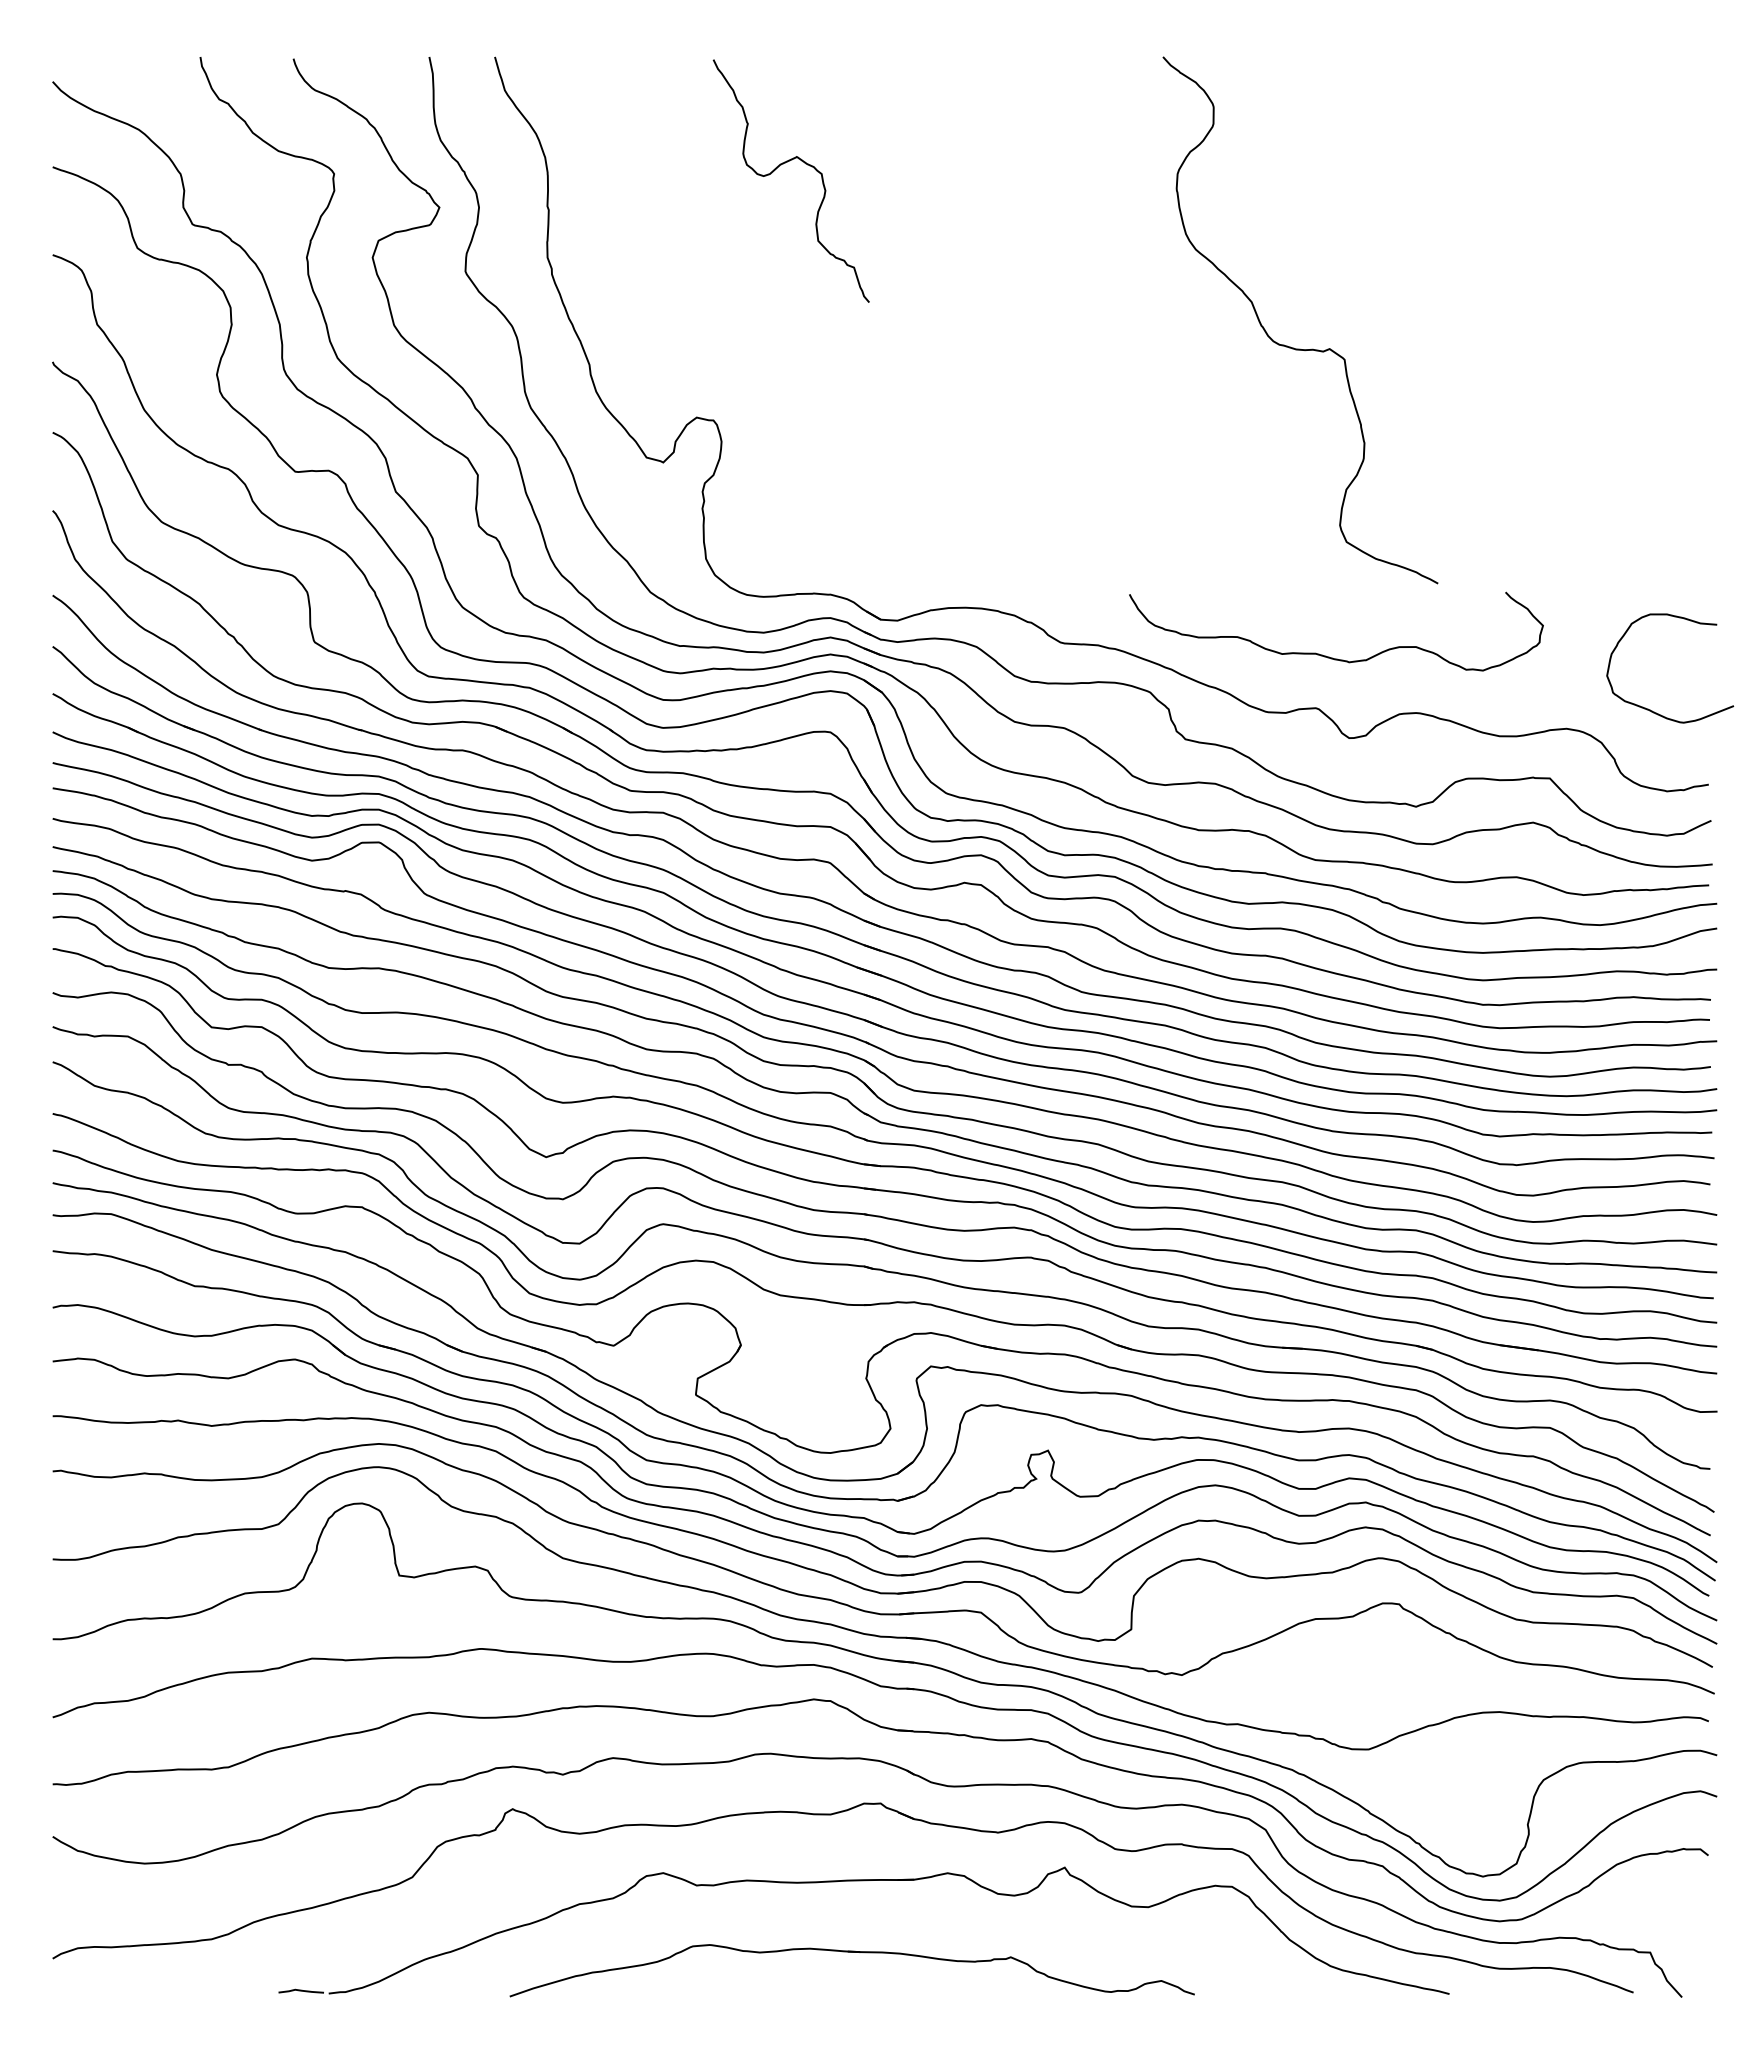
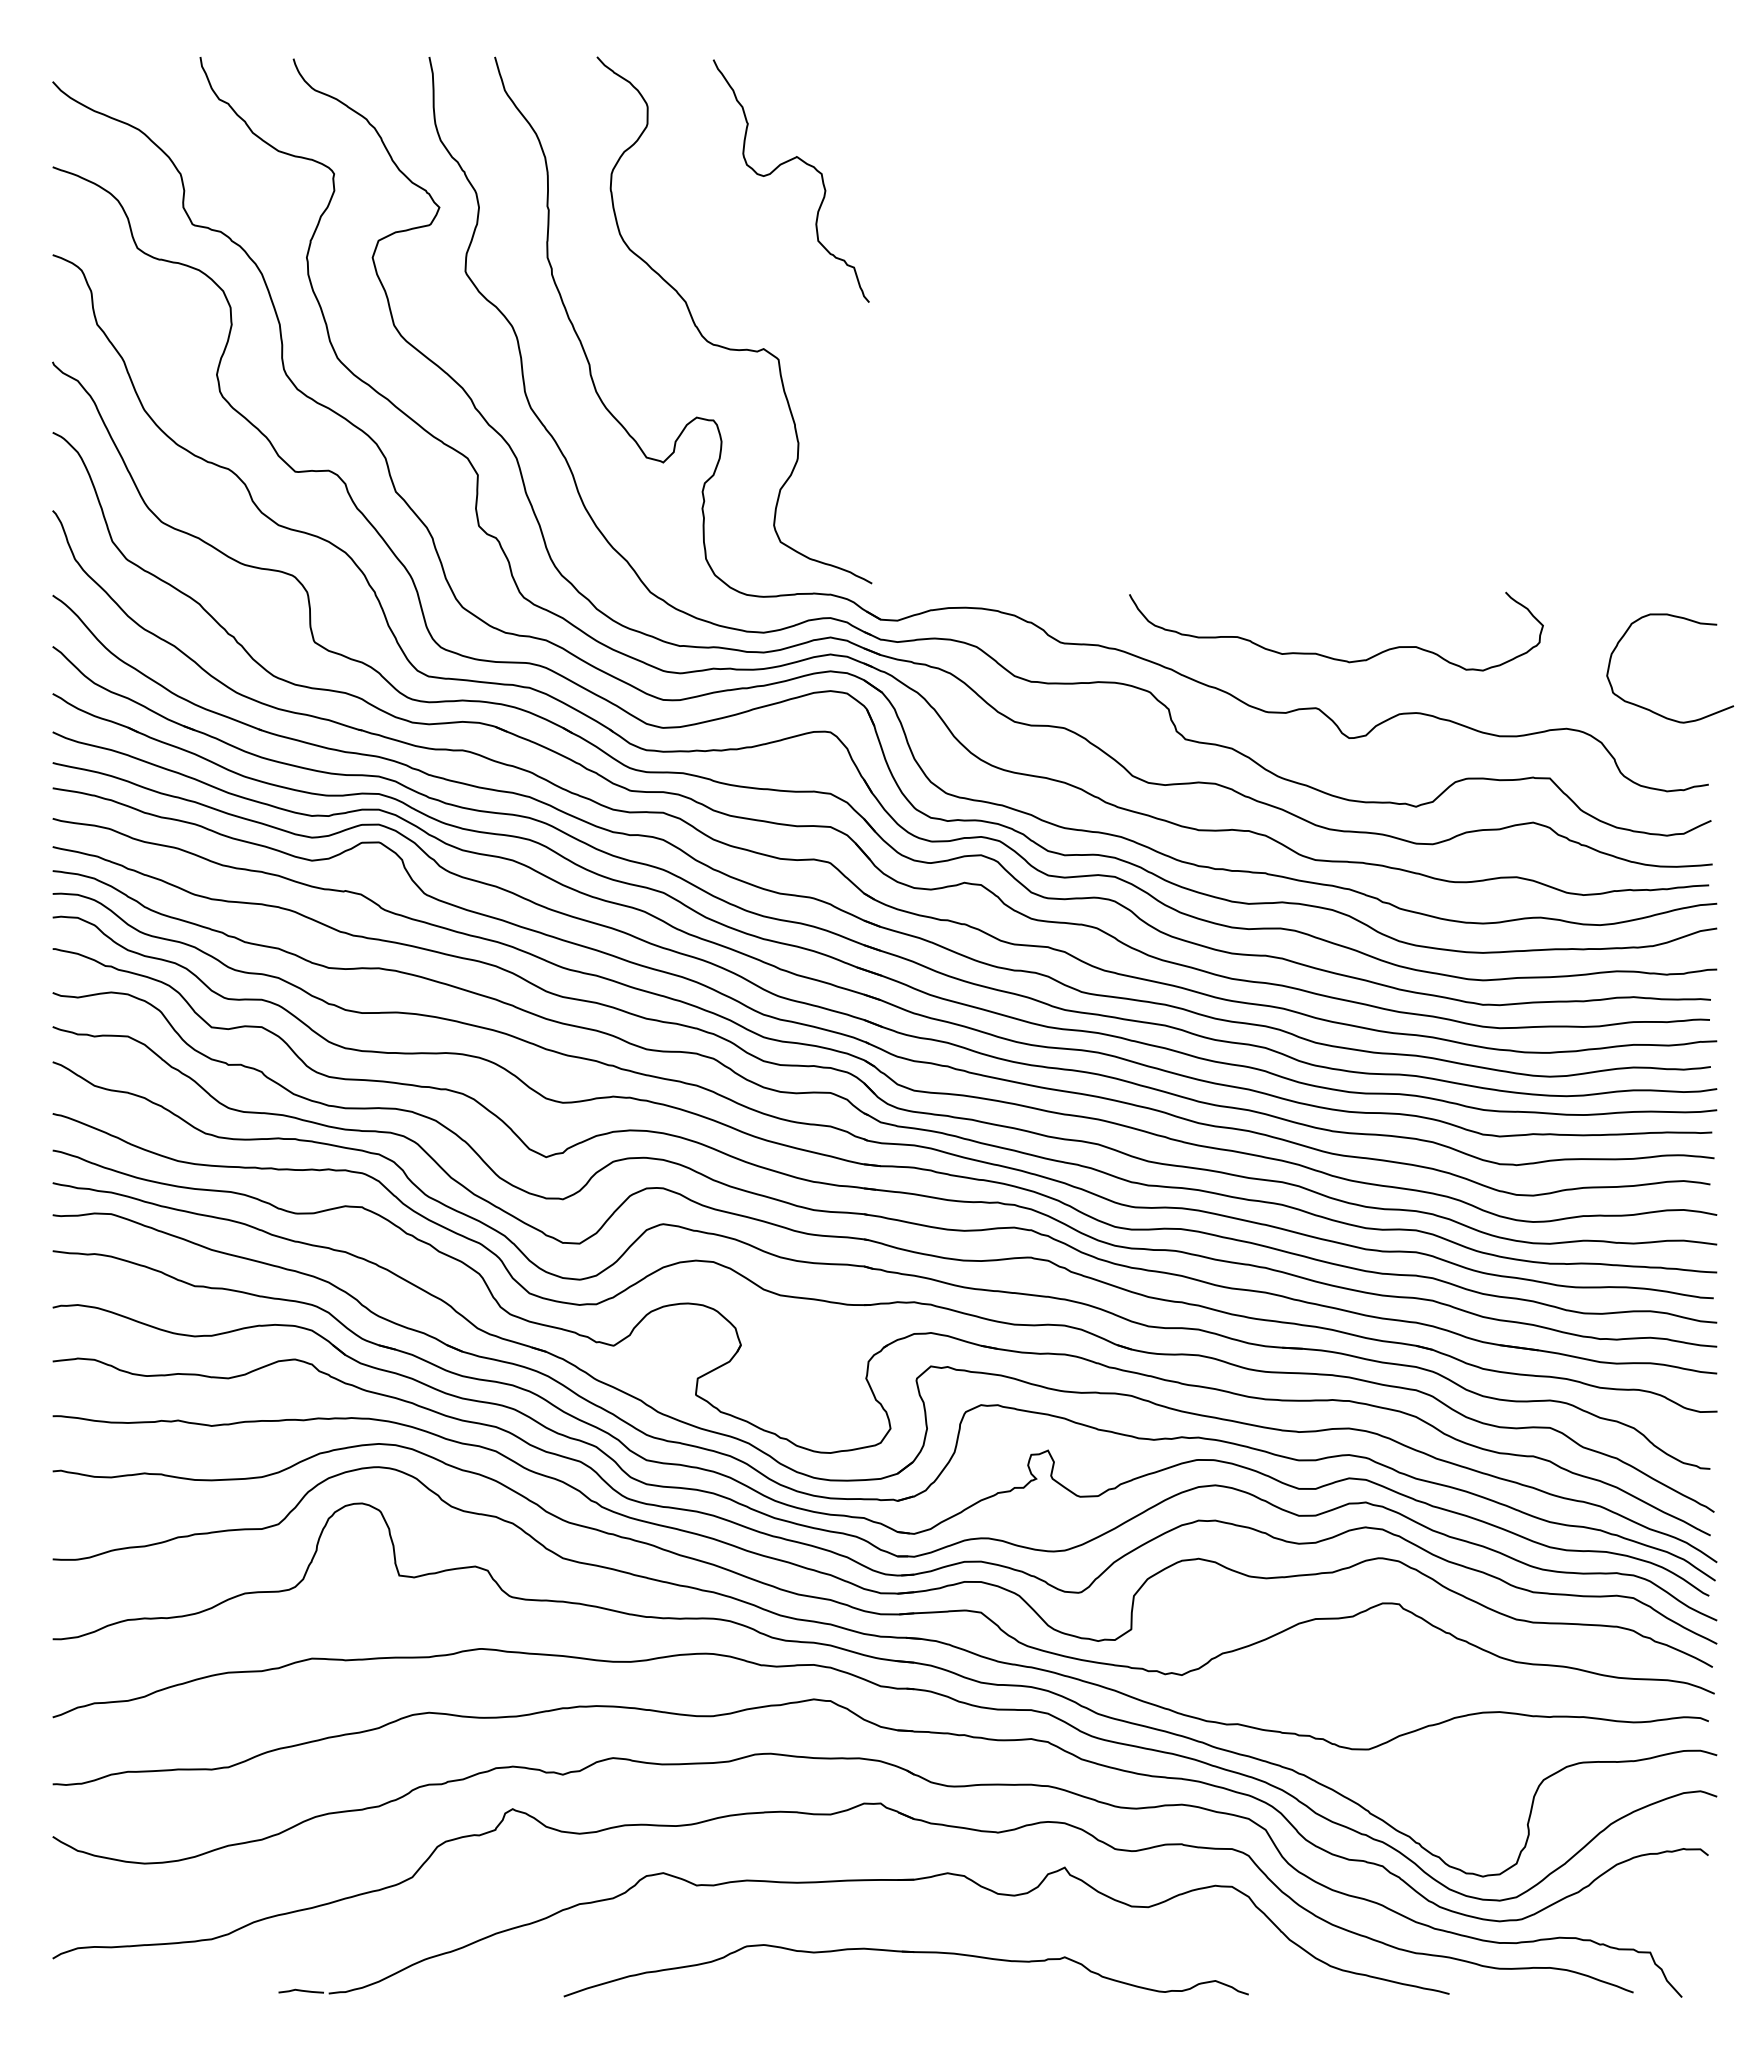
curve position: (1290, 346) -> (724, 346) (724, 346)
part position: (851, 1952) -> (905, 1952) (905, 1952)
